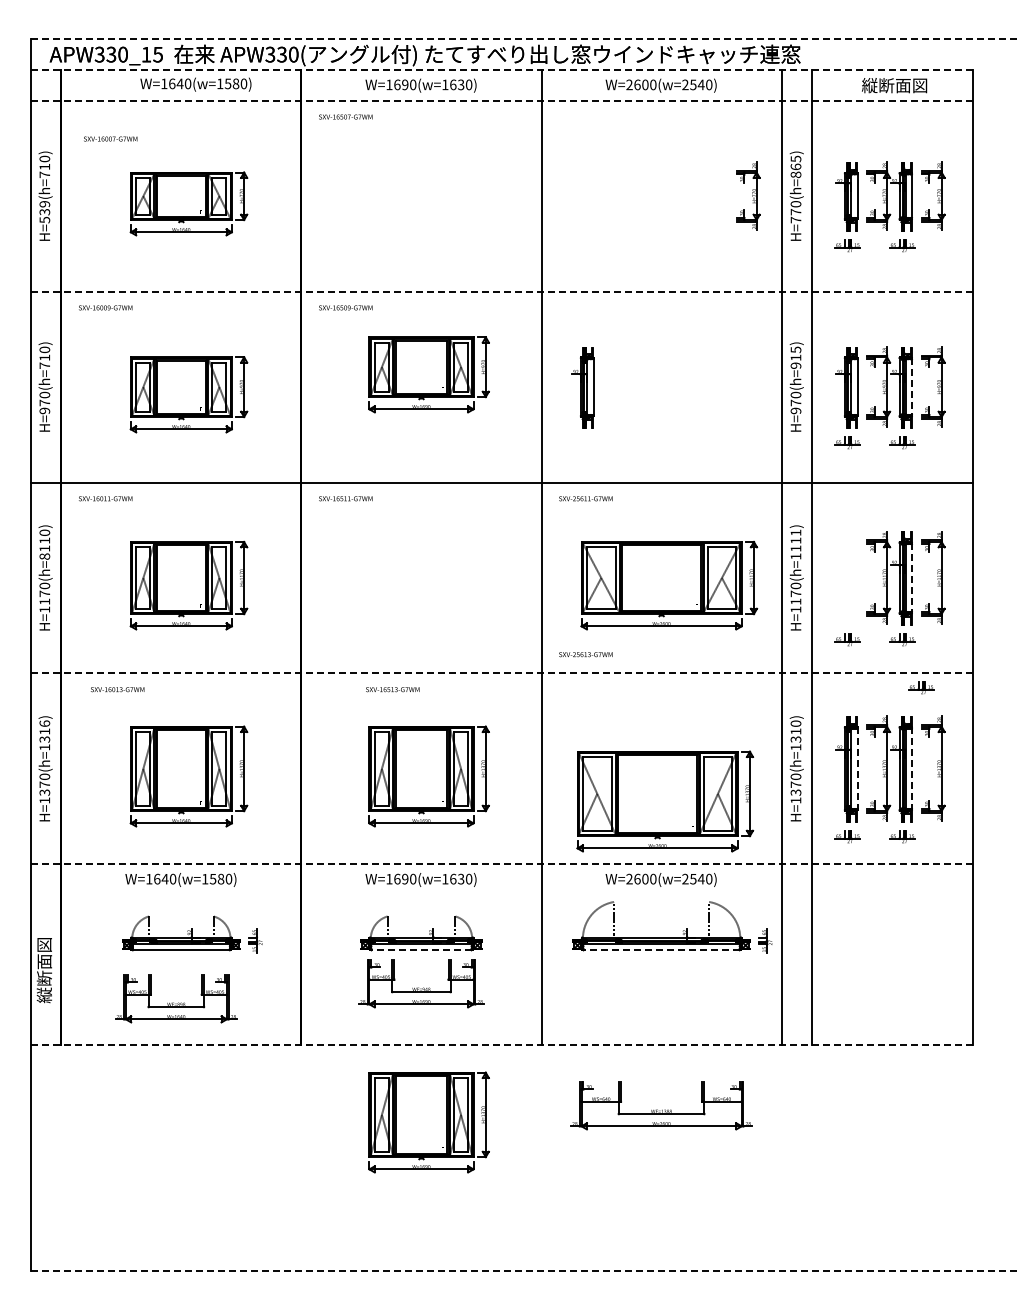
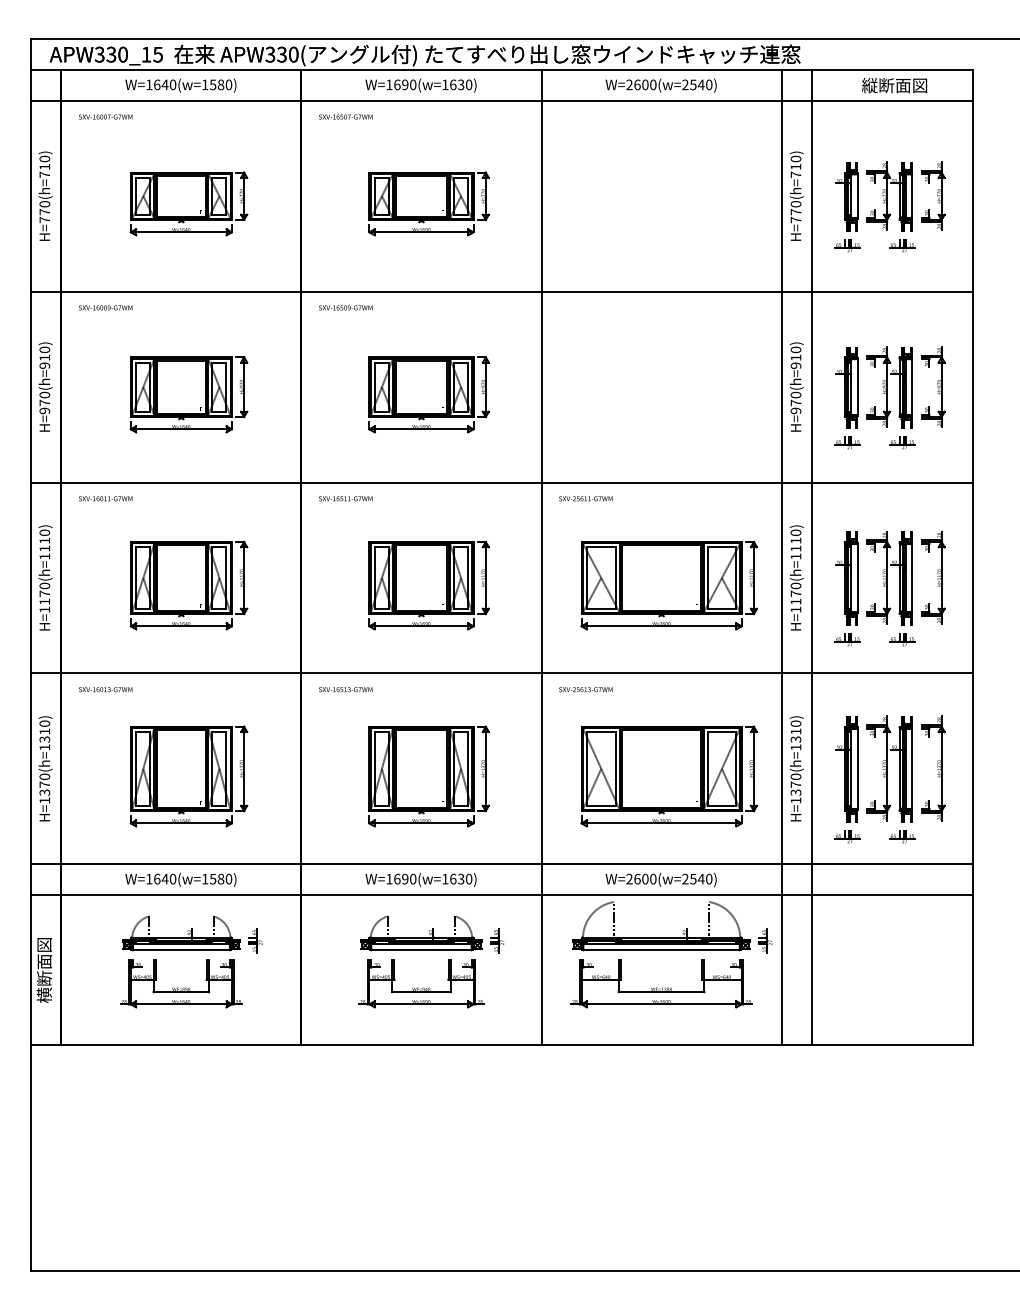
line: dashed -> solid (525, 39)
line: dashed -> solid (502, 70)
text position: (195, 84) -> (180, 85) (180, 85)
line: dashed -> solid (502, 100)
text position: (110, 138) -> (105, 116) (105, 116)
text: H=770(h=865) -> H=770(h=710) (795, 166)
part: present -> none (748, 195)
part: none -> present (428, 203)
text: H=539(h=710) -> H=770(h=710) (44, 212)
line: dashed -> solid (502, 291)
text: H=970(h=915) -> H=970(h=910) (795, 349)
text: H=970(h=710) -> H=970(h=910) (44, 365)
part position: (428, 374) -> (428, 394) (428, 394)
part: present -> none (582, 387)
line: dashed -> solid (912, 387)
text: H=1170(h=1111) -> H=1170(h=1110) (795, 532)
text: H=1170(h=8110) -> H=1170(h=1110) (44, 556)
part: none -> present (846, 578)
line: dashed -> solid (912, 578)
part: none -> present (428, 585)
text position: (585, 654) -> (585, 689) (585, 689)
line: dashed -> solid (502, 673)
part: present -> none (921, 687)
text position: (117, 689) -> (105, 689) (105, 689)
text position: (392, 689) -> (345, 689) (345, 689)
text: H=1370(h=1316) -> H=1370(h=1310) (44, 723)
line: dashed -> solid (857, 768)
line: dashed -> solid (912, 768)
part position: (665, 801) -> (669, 776) (669, 776)
line: dashed -> solid (502, 864)
line: none -> present (501, 895)
part: none -> present (497, 940)
line: dashed -> solid (420, 950)
line: dashed -> solid (661, 950)
text: 縦断面図 -> 横断面図 (43, 995)
part position: (176, 998) -> (181, 983) (181, 983)
line: dashed -> solid (502, 1045)
part position: (661, 1105) -> (661, 983) (661, 983)
part: present -> none (428, 1122)
line: dashed -> solid (525, 1270)
